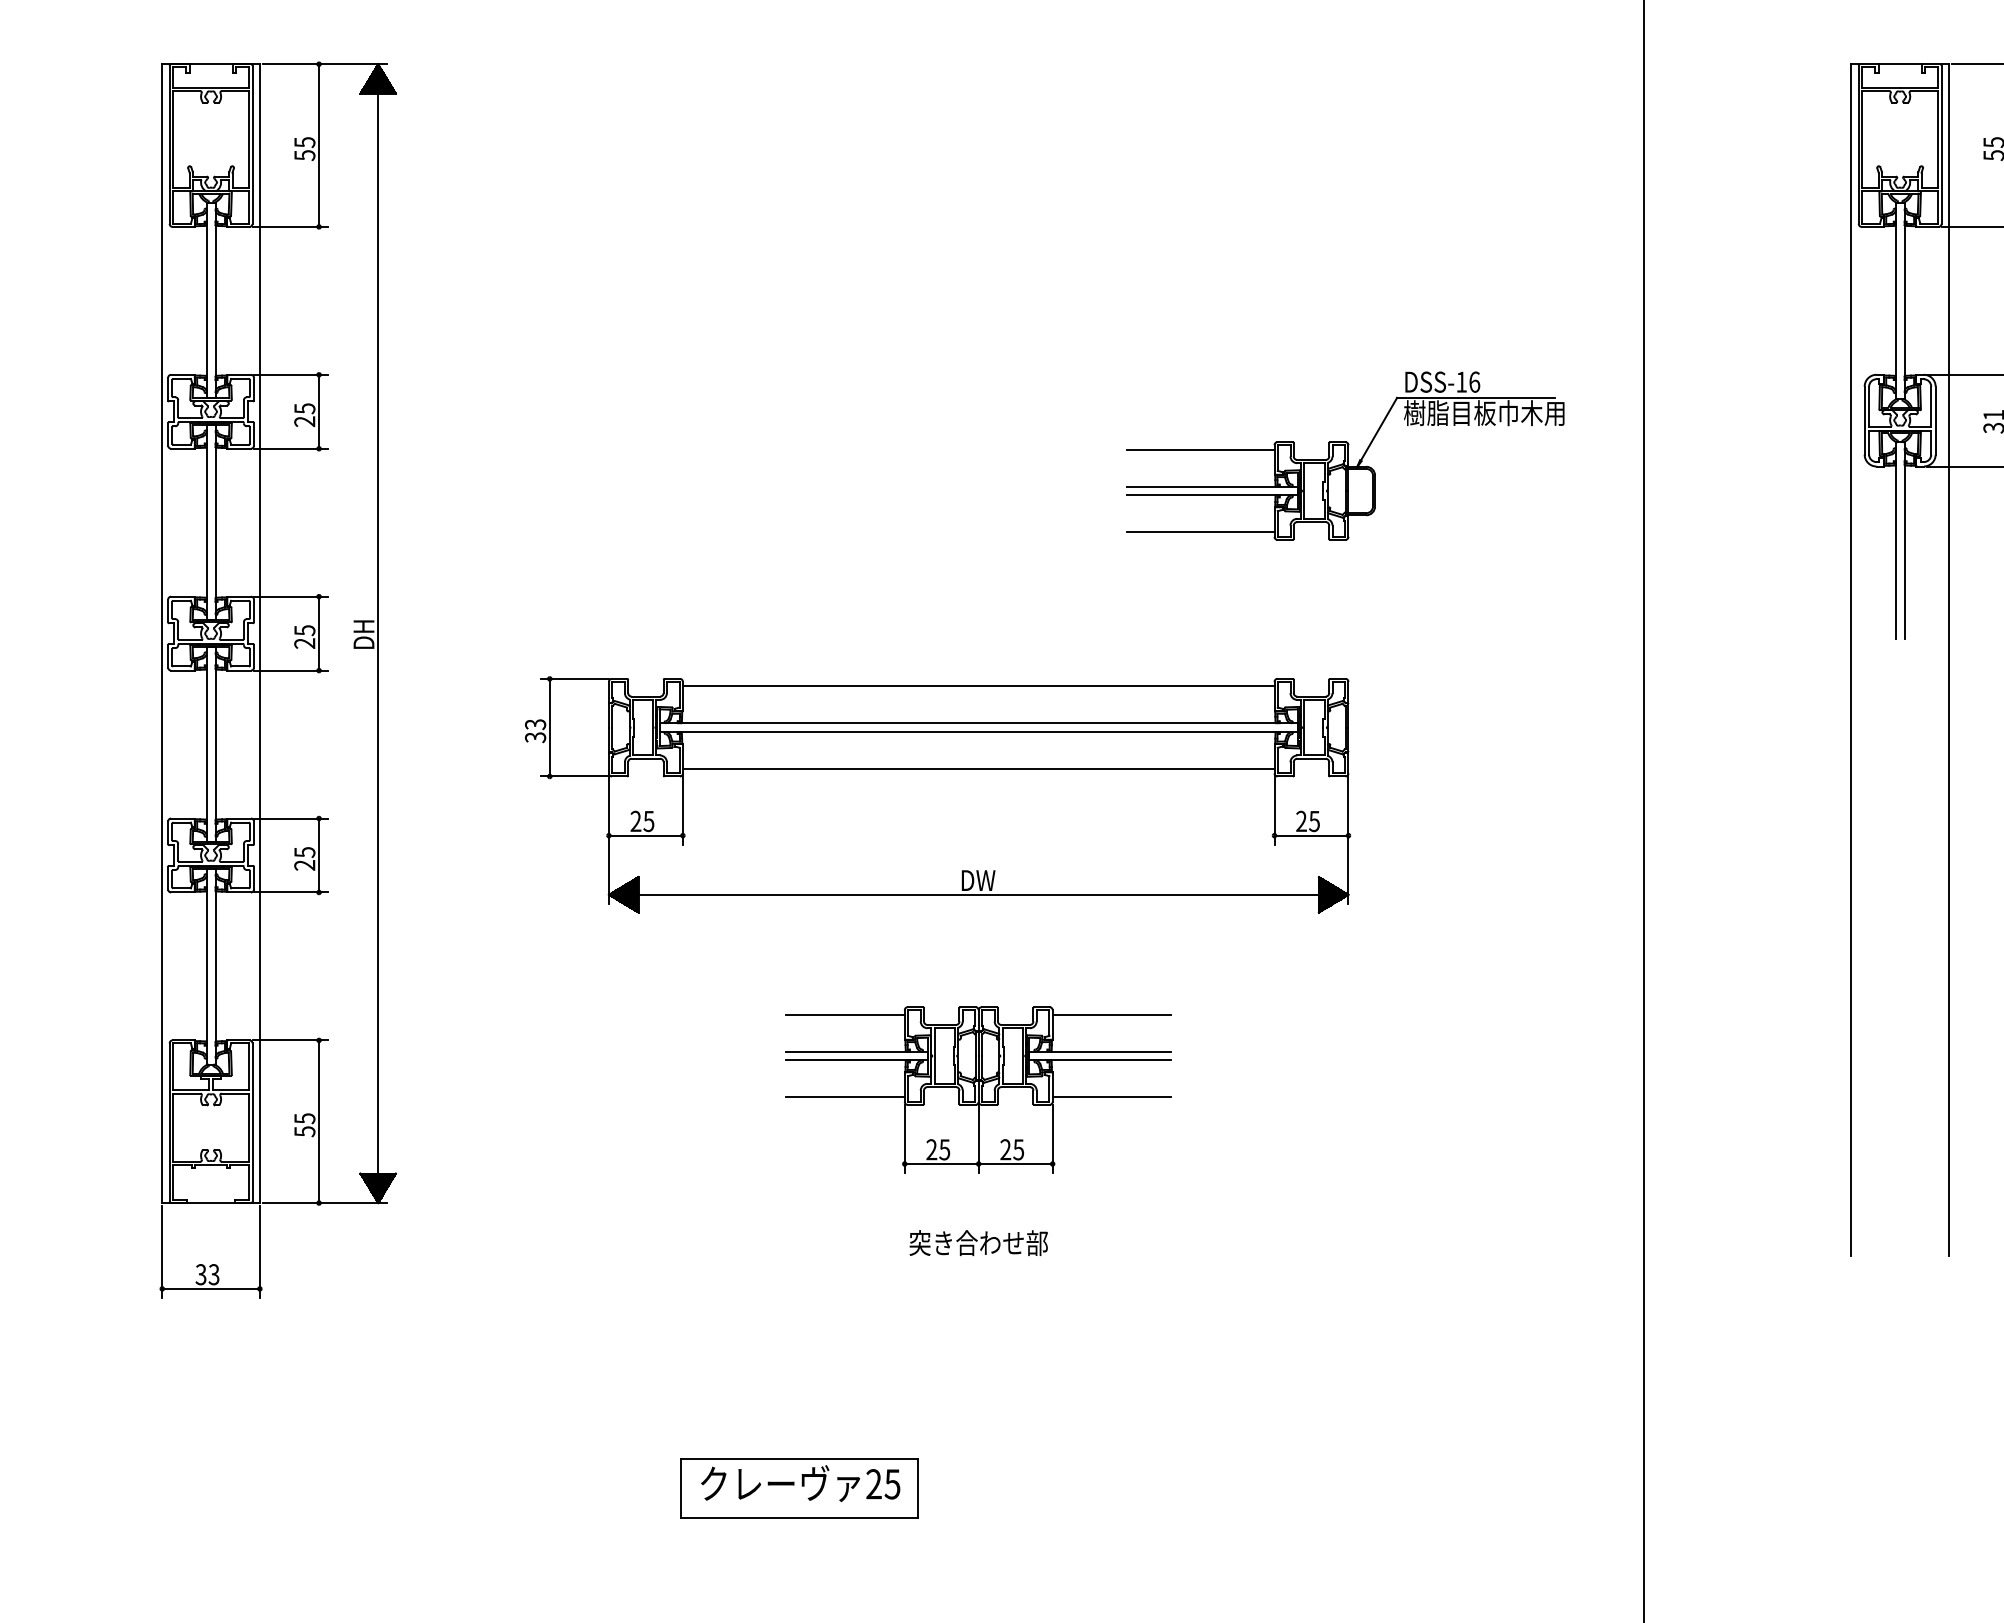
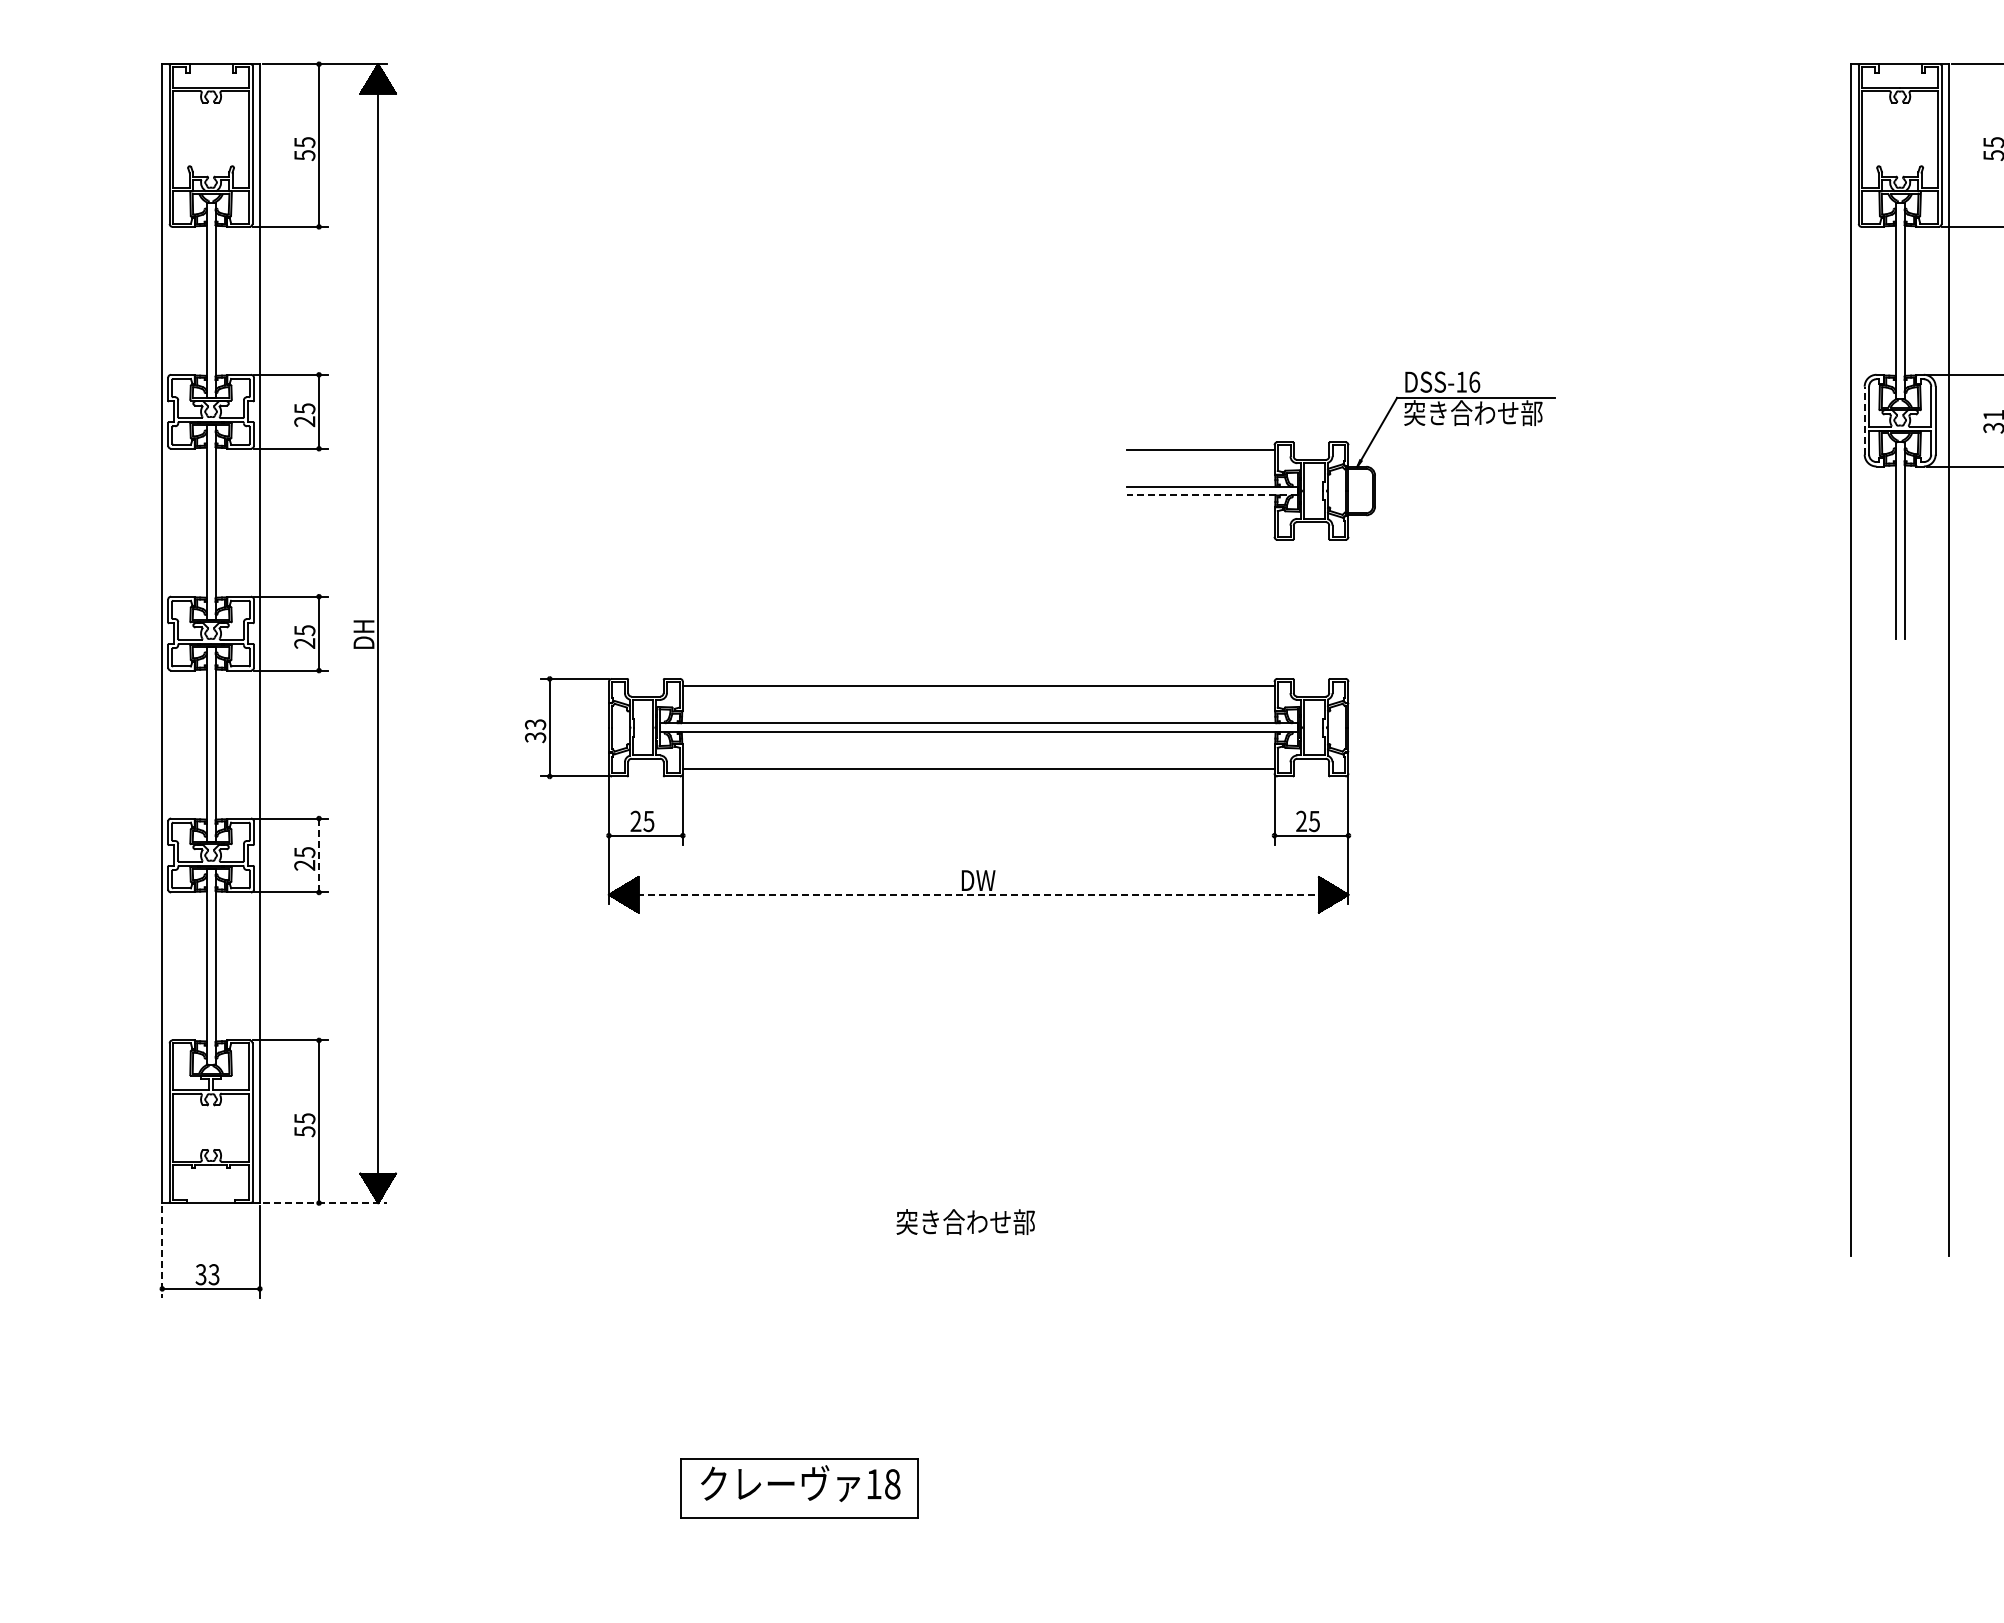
text: 樹脂目板巾木用 -> 突き合わせ部 (1484, 413)
line: solid -> dashed (1864, 420)
line: solid -> dashed (1212, 495)
line: present -> none (1200, 532)
line: present -> none (1644, 810)
line: solid -> dashed (319, 855)
line: solid -> dashed (978, 894)
part: present -> none (978, 1089)
line: solid -> dashed (325, 1203)
text position: (978, 1242) -> (965, 1221) (965, 1221)
line: solid -> dashed (162, 1251)
text: 25 -> 18 (883, 1484)
